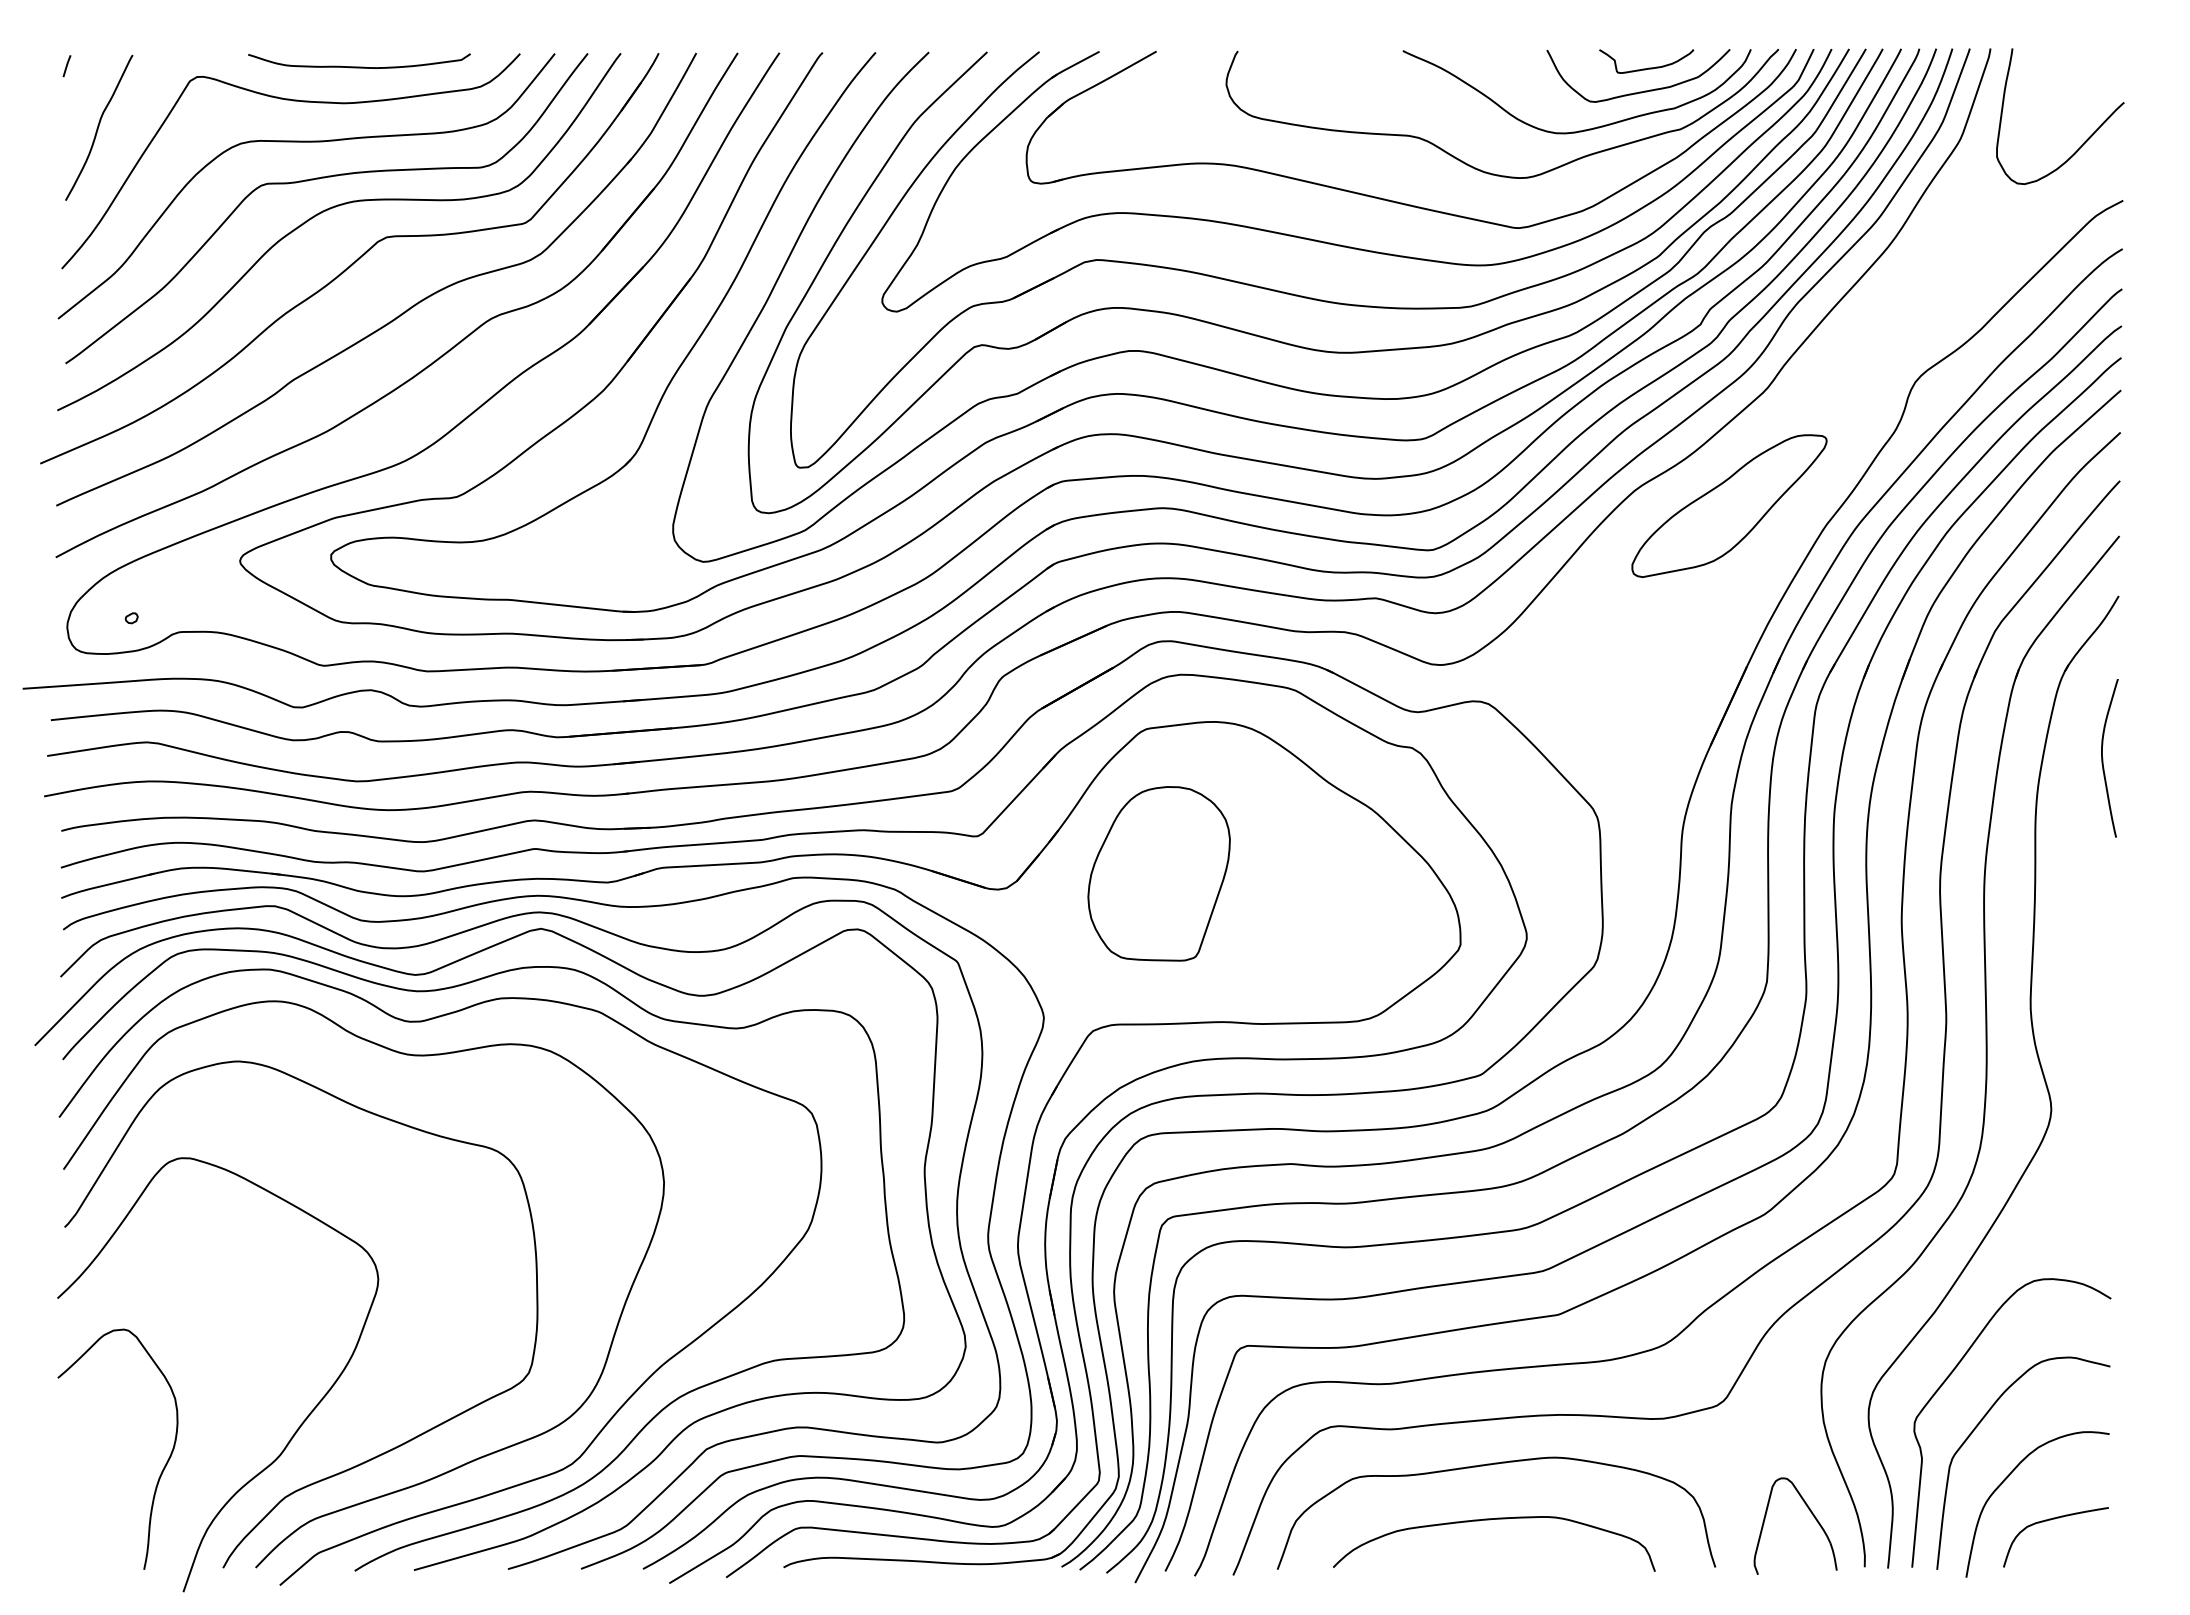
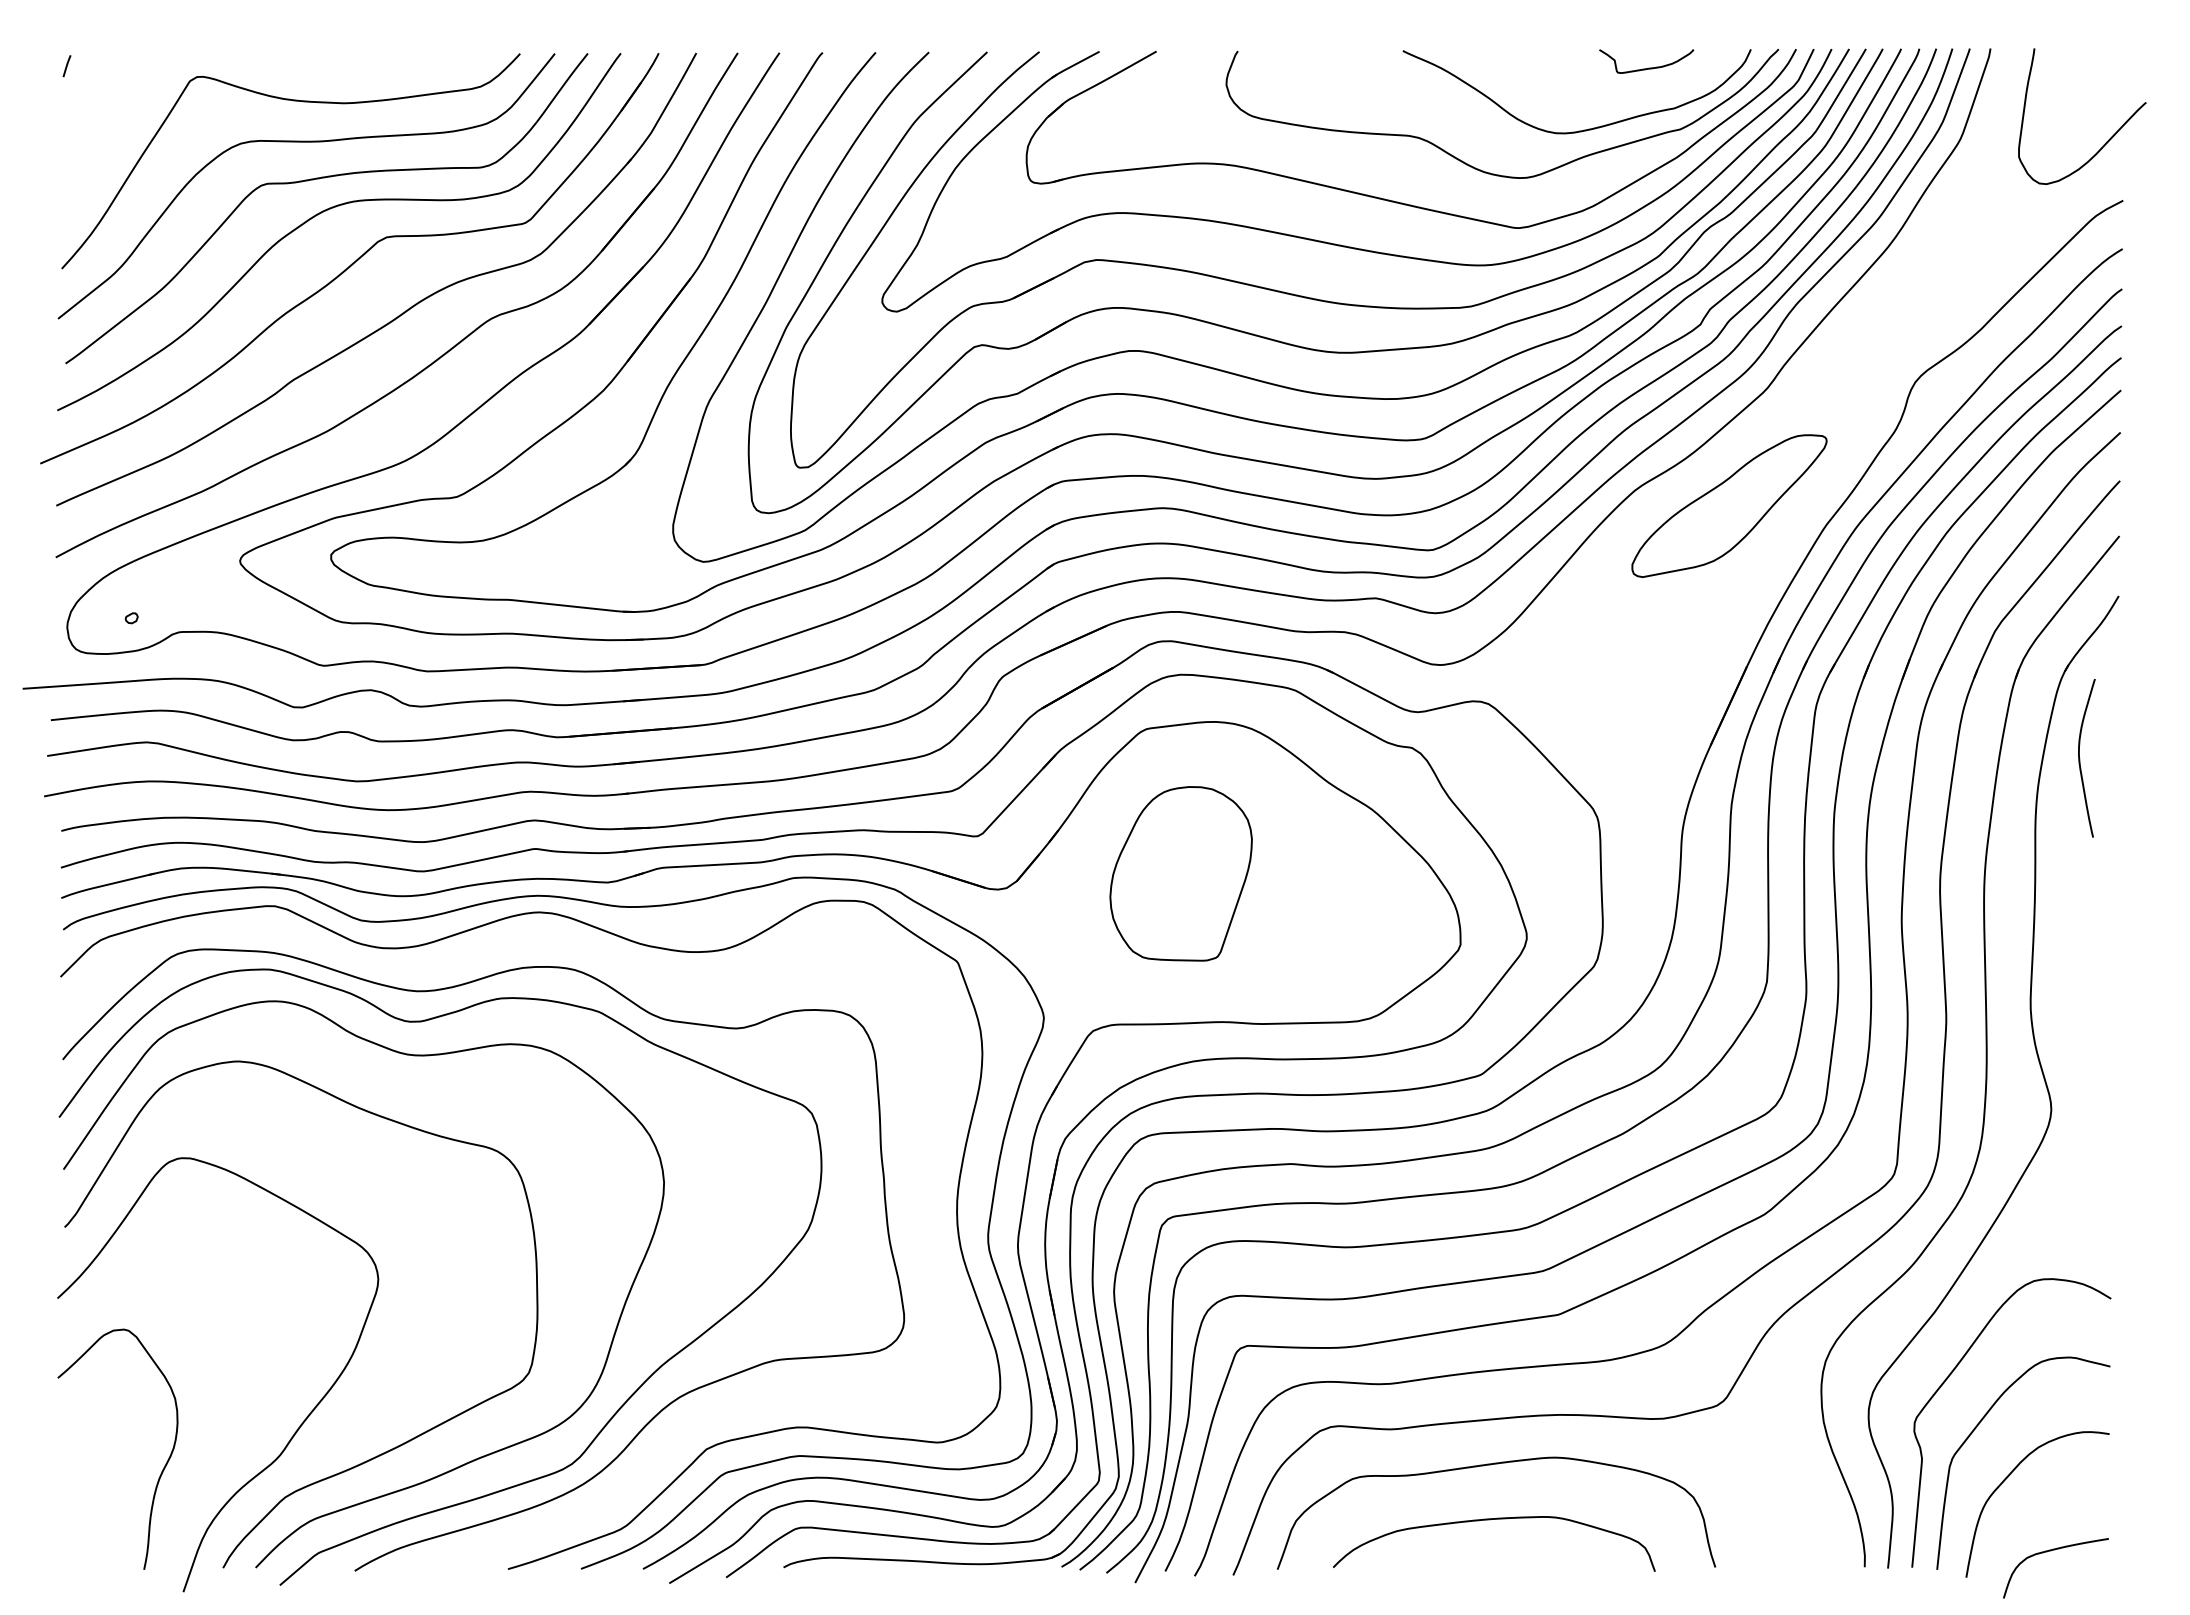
curve: present -> none (359, 66)
curve: present -> none (1639, 91)
curve: present -> none (99, 126)
curve position: (2085, 140) -> (2107, 140) (2107, 140)
curve position: (2103, 758) -> (2080, 758) (2080, 758)
part position: (1158, 873) -> (1180, 873) (1180, 873)
curve: present -> none (681, 1430)
part: present -> none (1812, 1515)
curve position: (2051, 1520) -> (2051, 1551) (2051, 1551)
